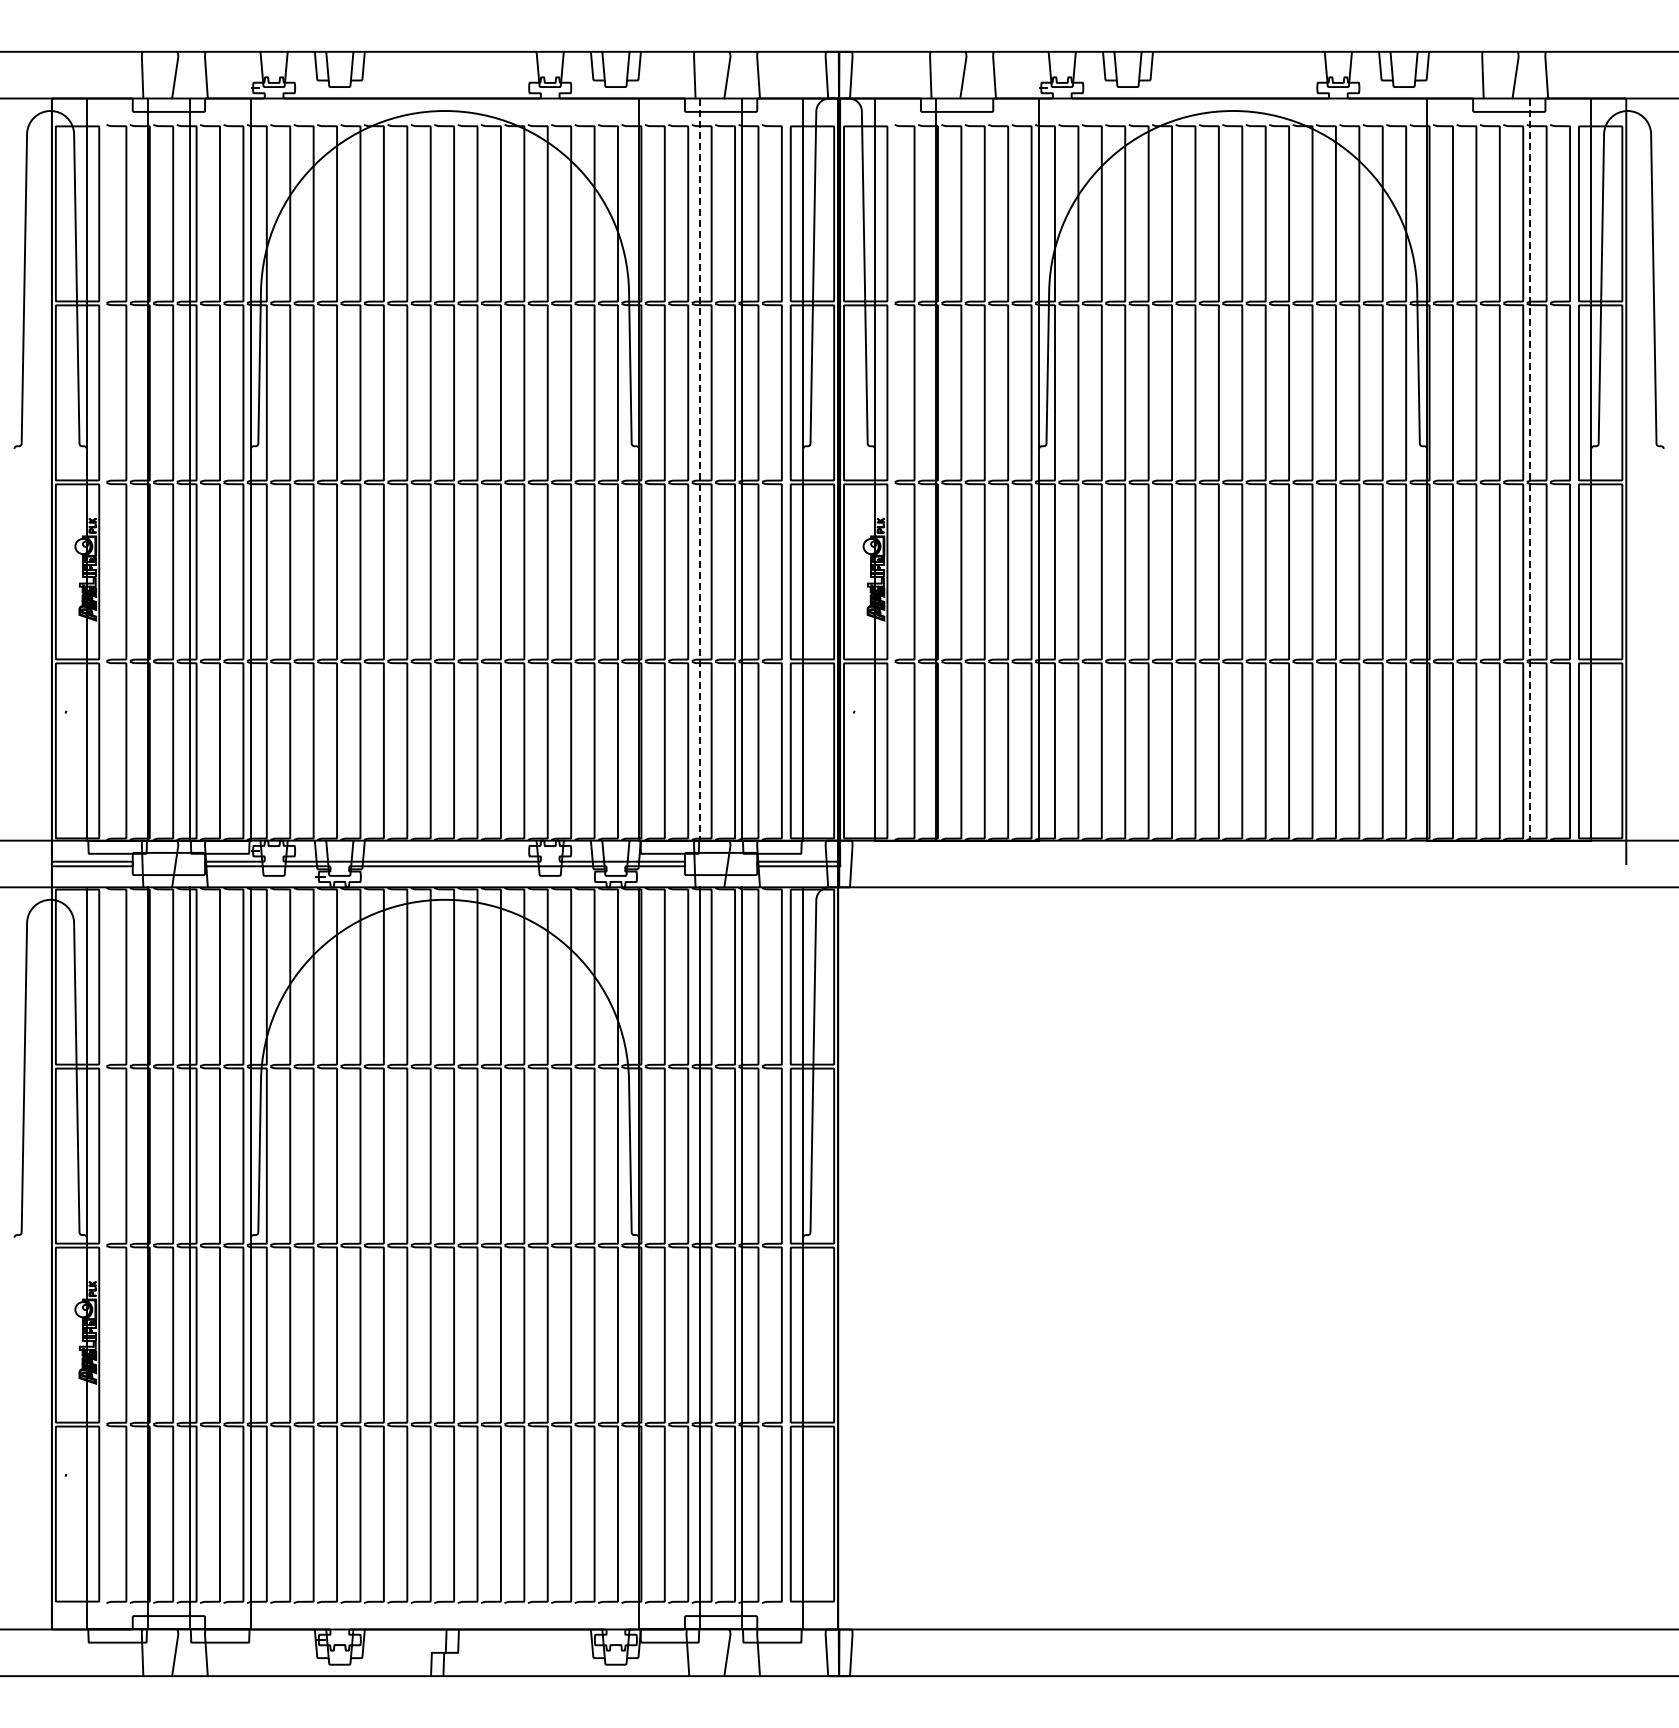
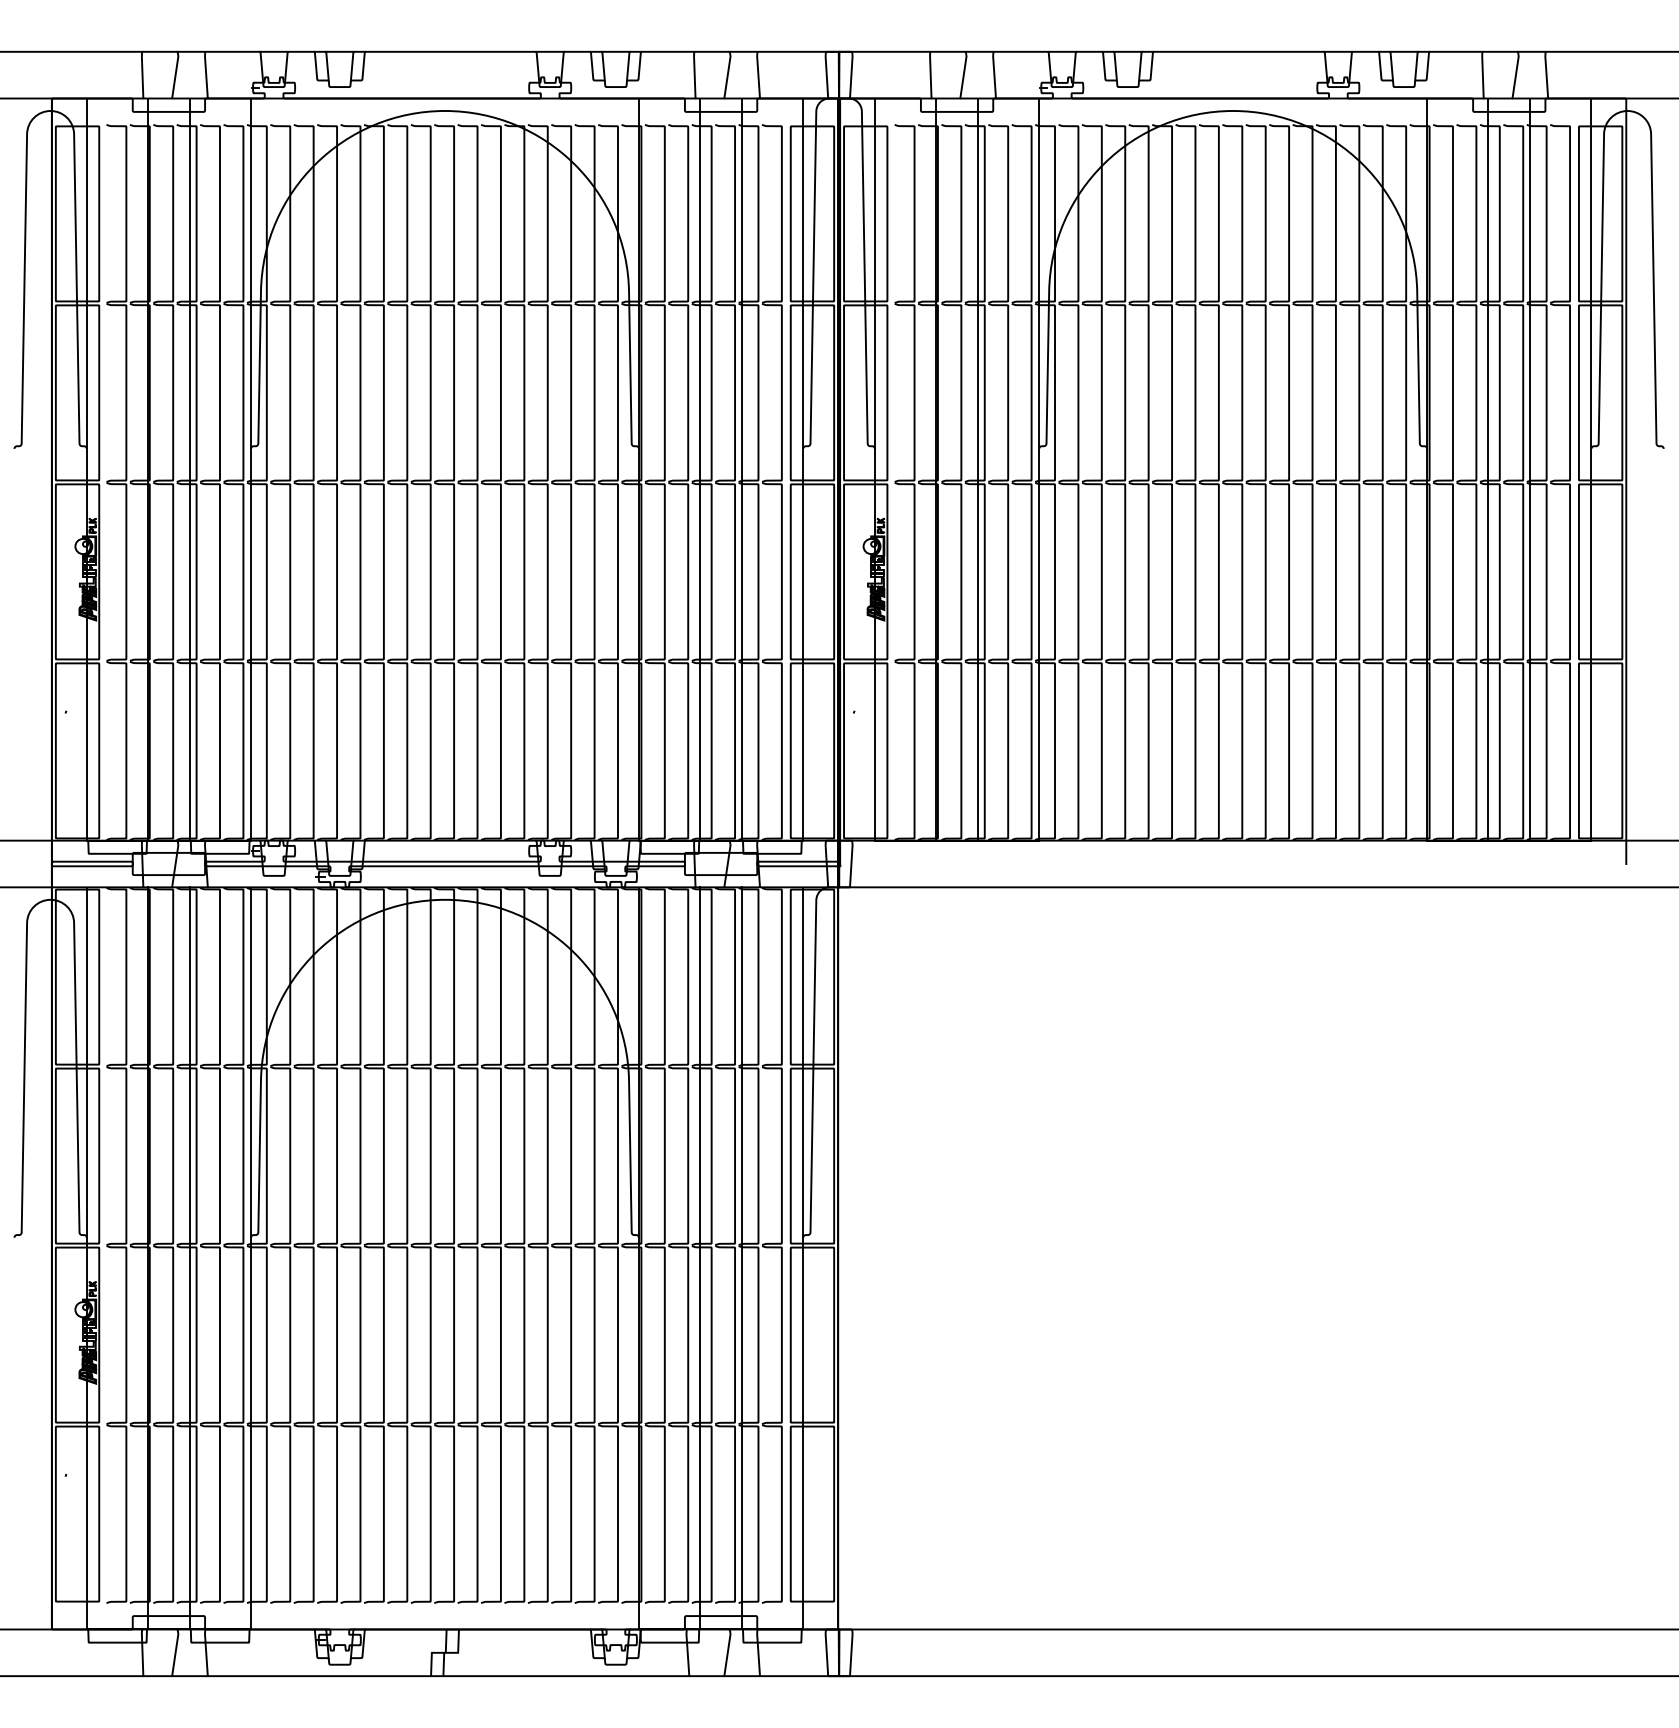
line: none -> present (978, 469)
line: none -> present (1488, 469)
line: dashed -> solid (700, 470)
line: dashed -> solid (1530, 470)
